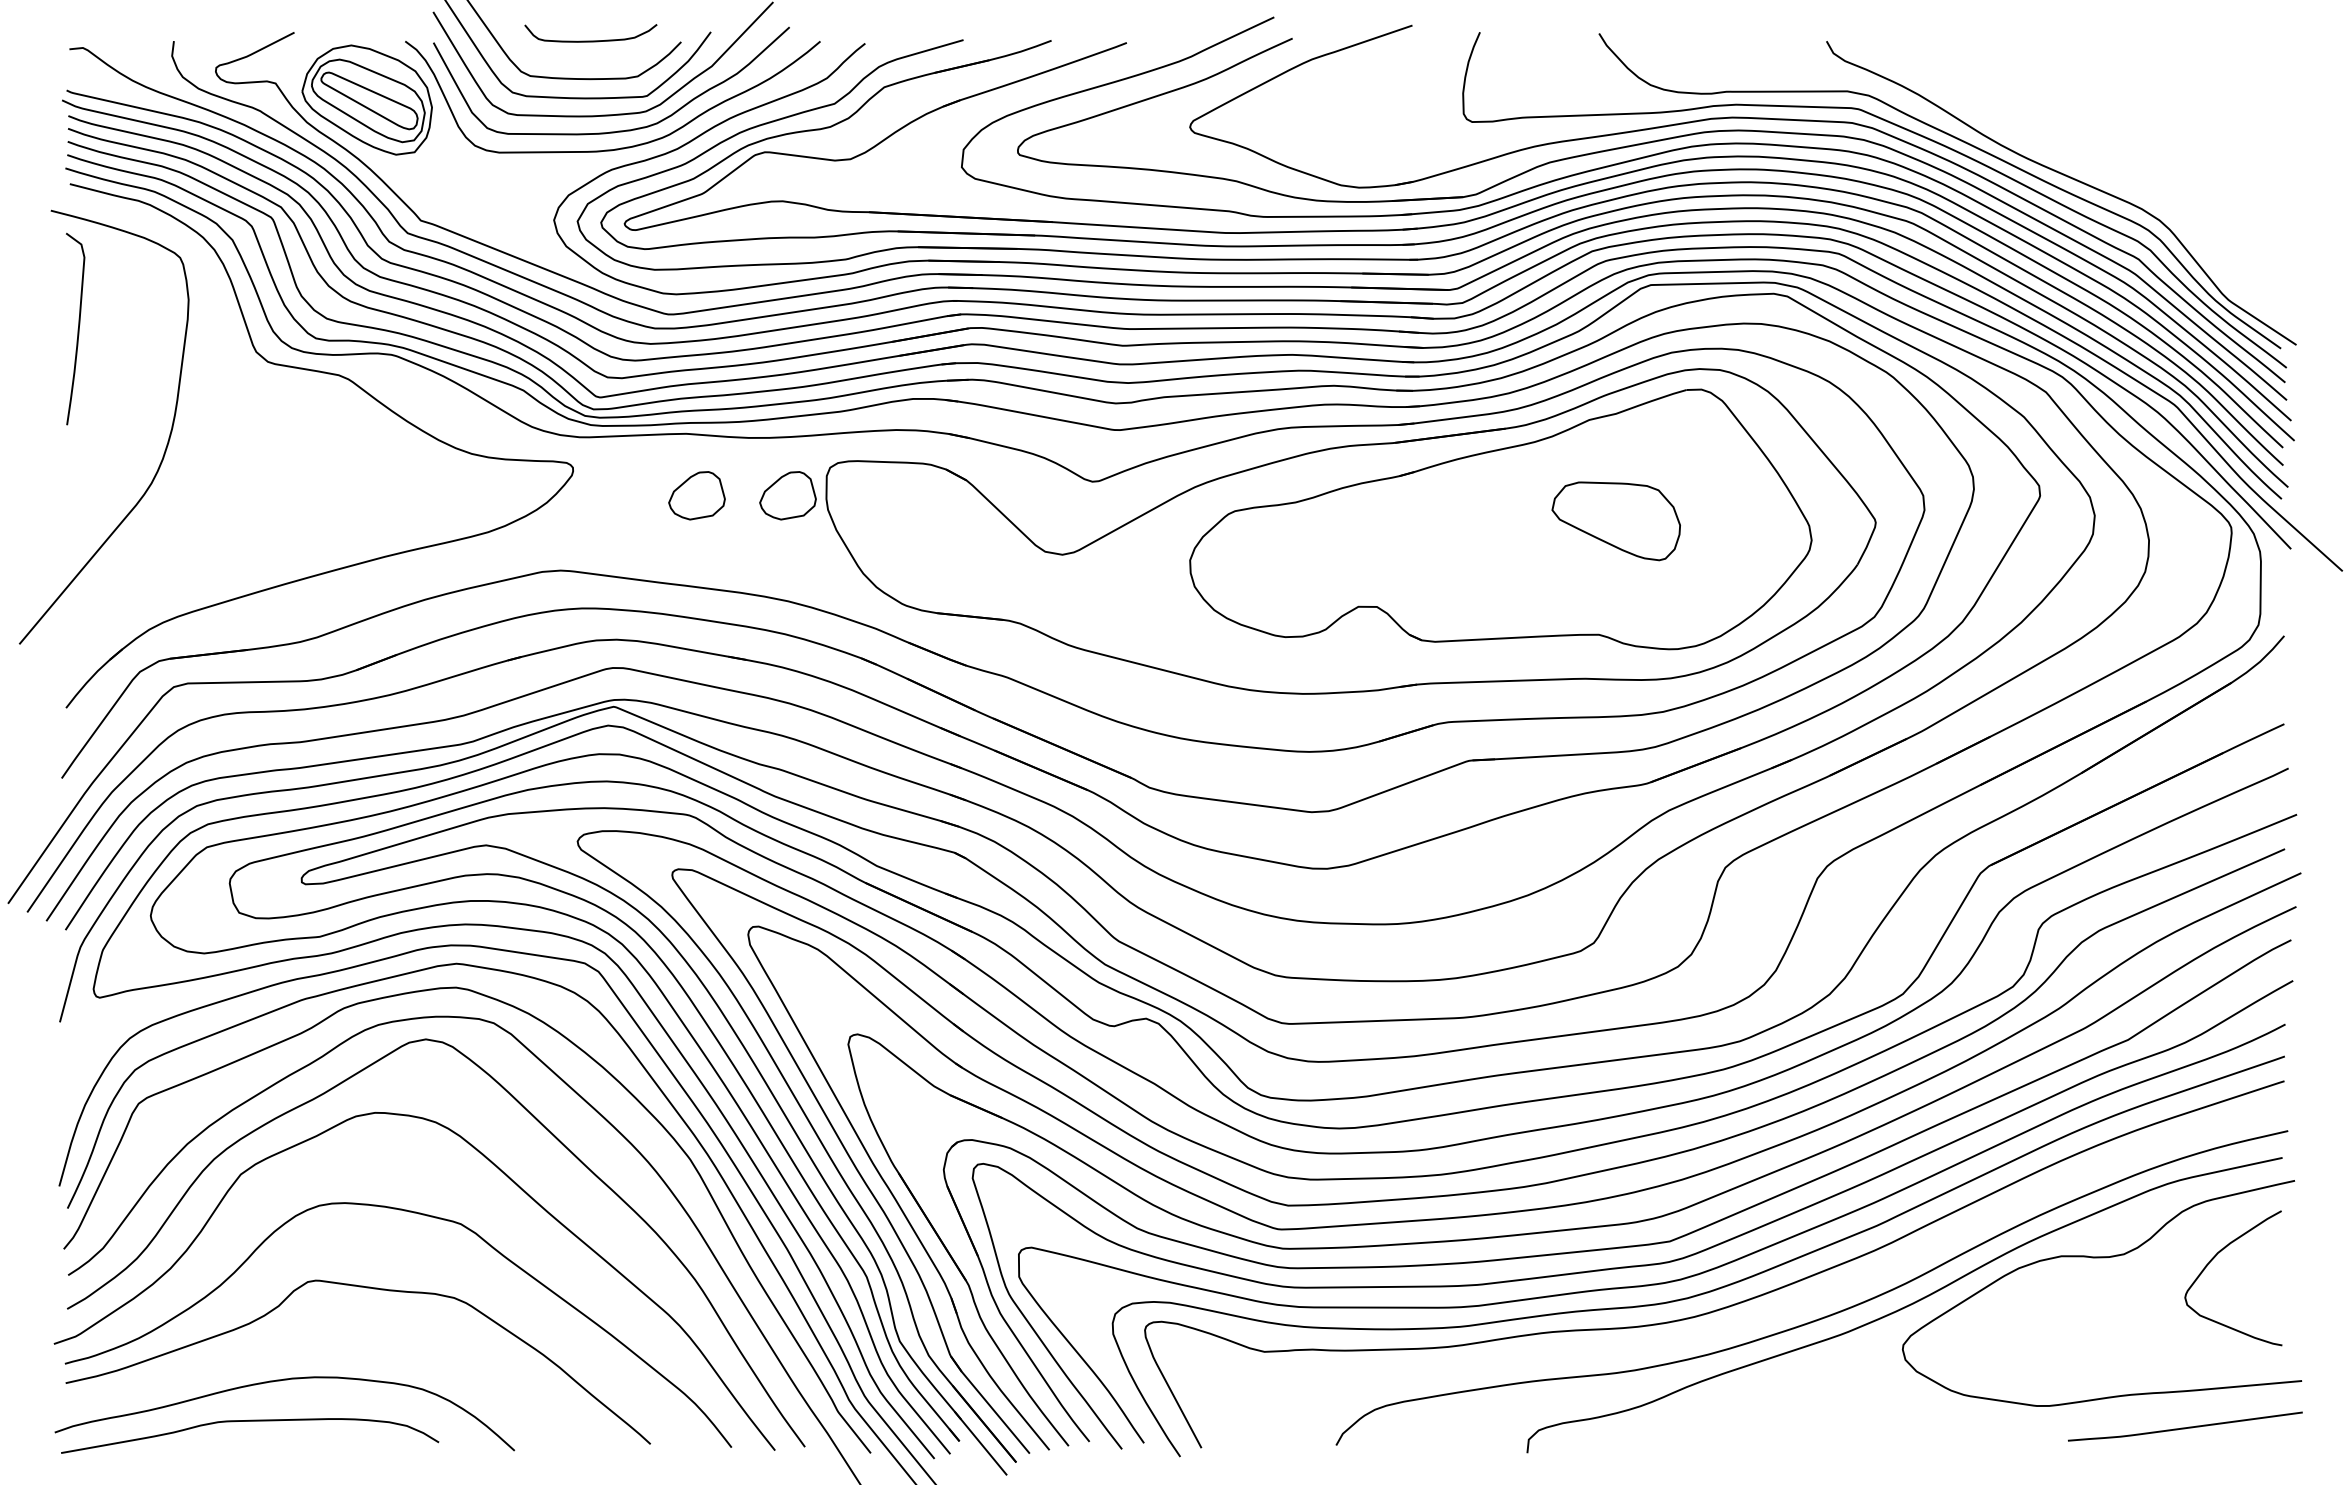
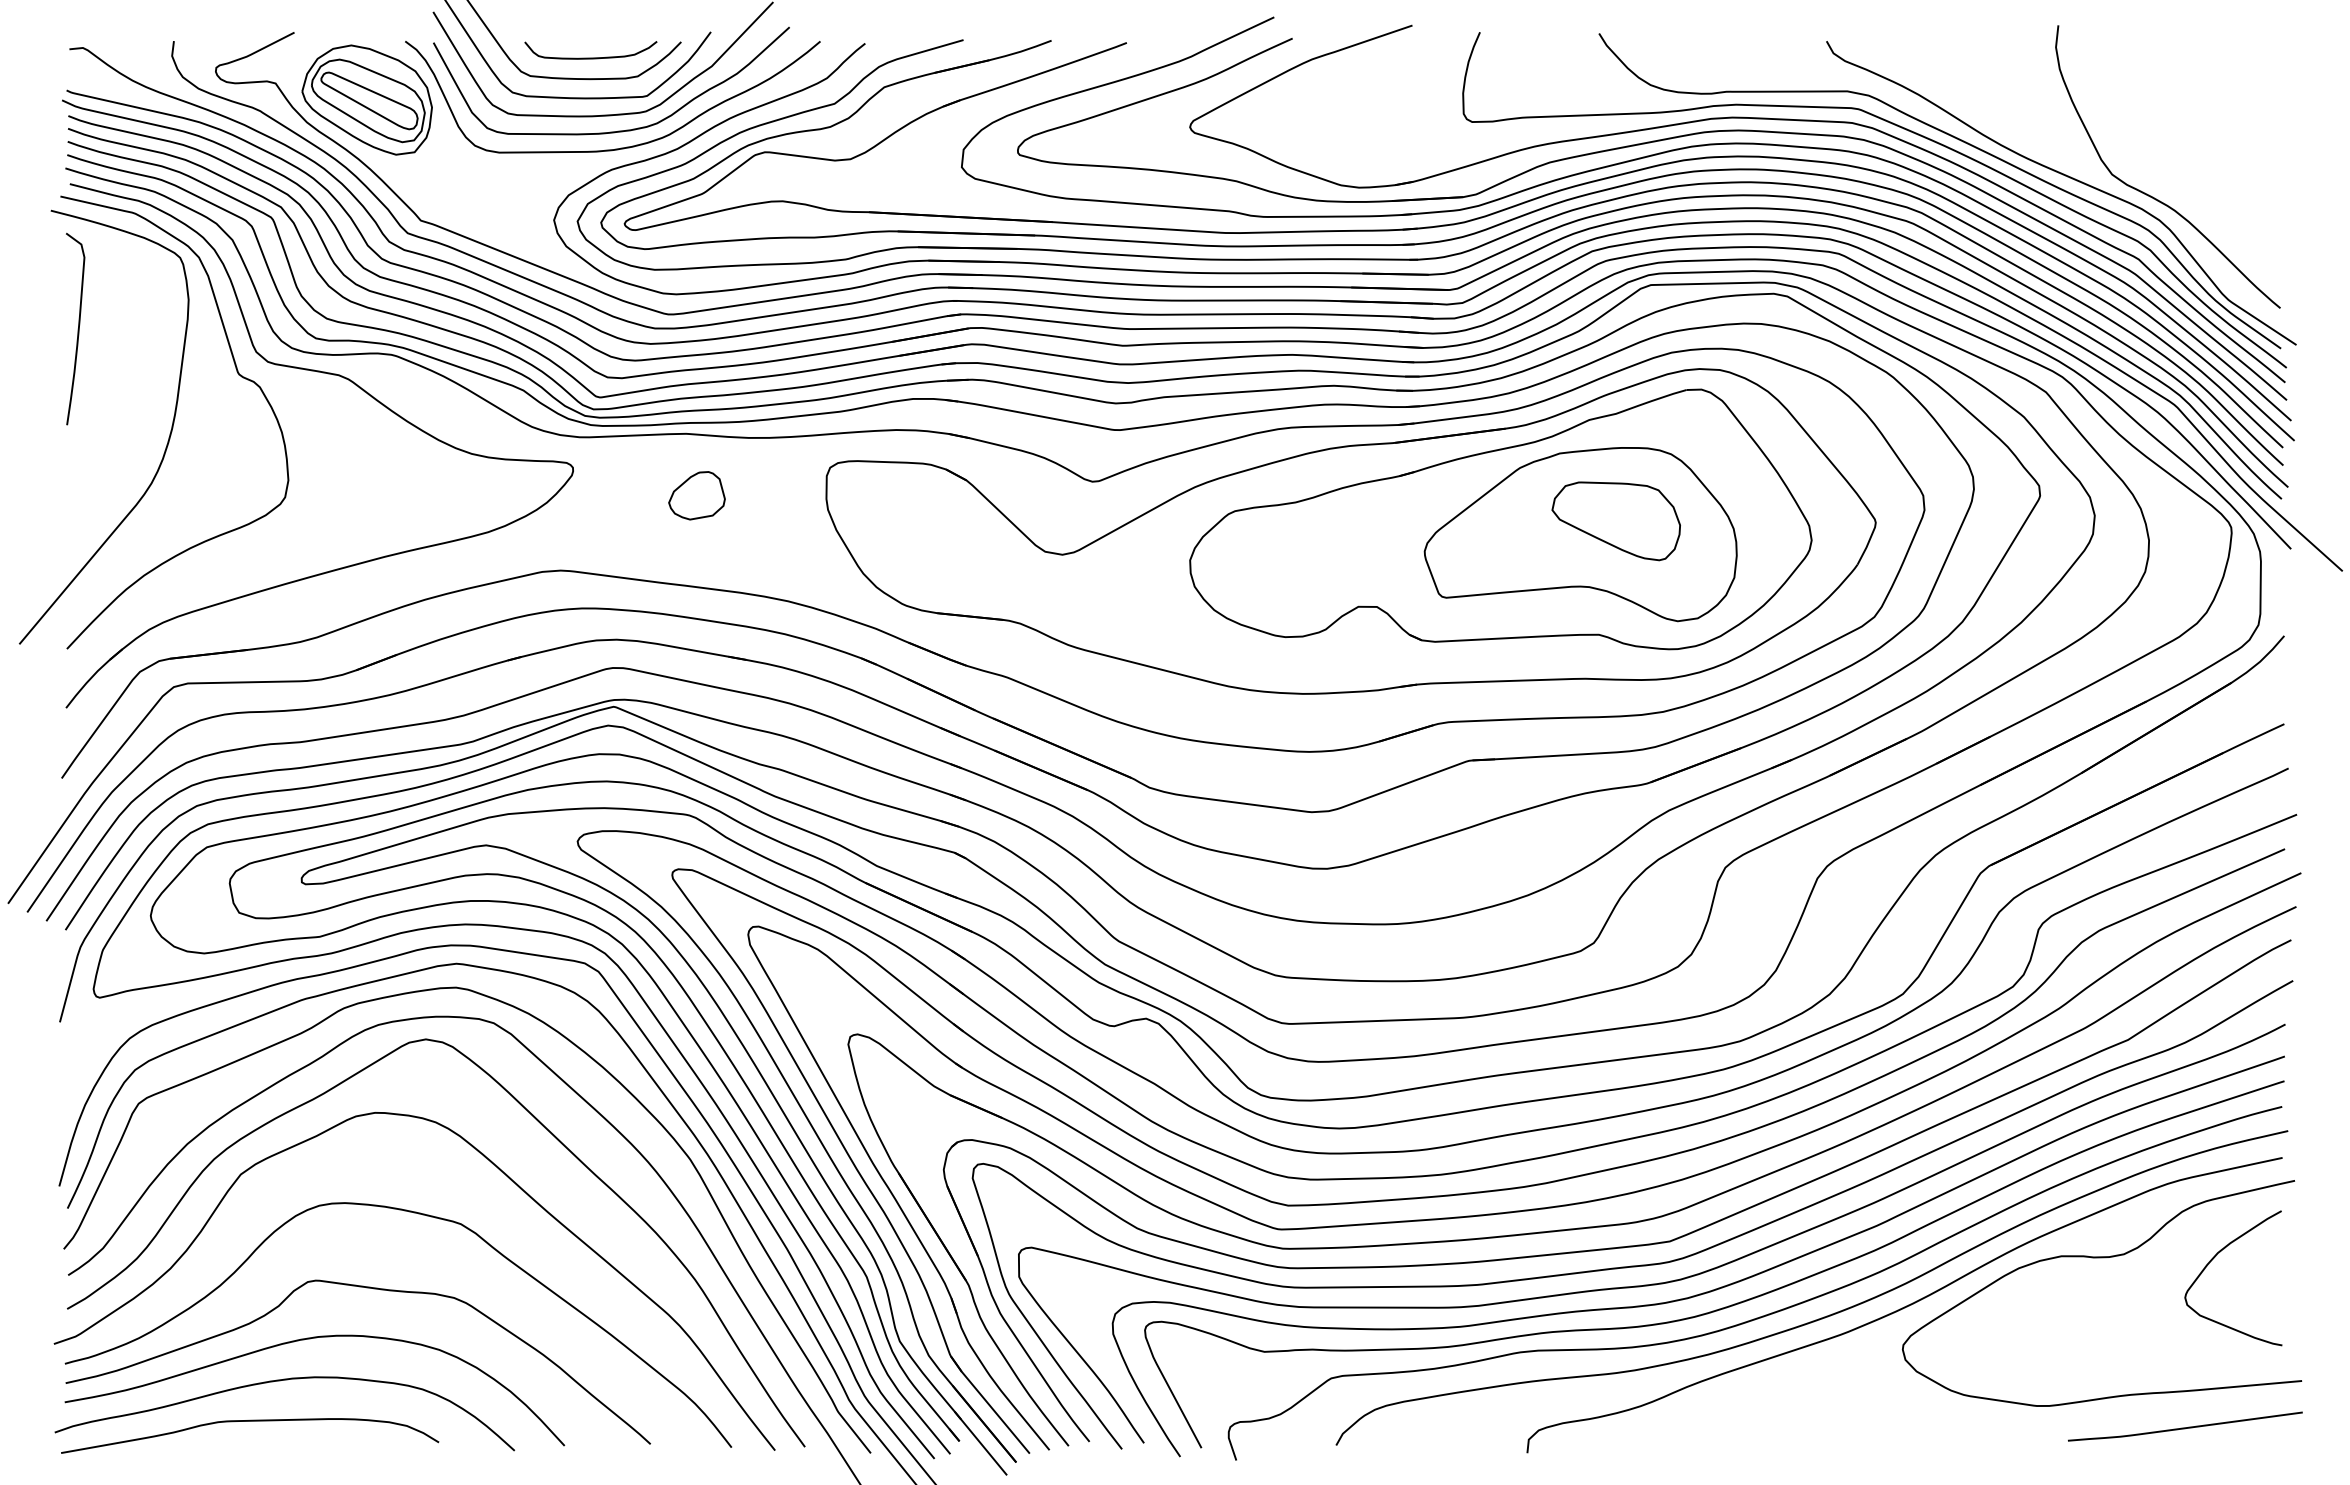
curve position: (590, 40) -> (590, 57) (590, 57)
curve: none -> present (2151, 195)
curve: none -> present (238, 375)
part: present -> none (787, 495)
part: none -> present (1580, 534)
curve: none -> present (1765, 1314)
curve: none -> present (304, 1340)
